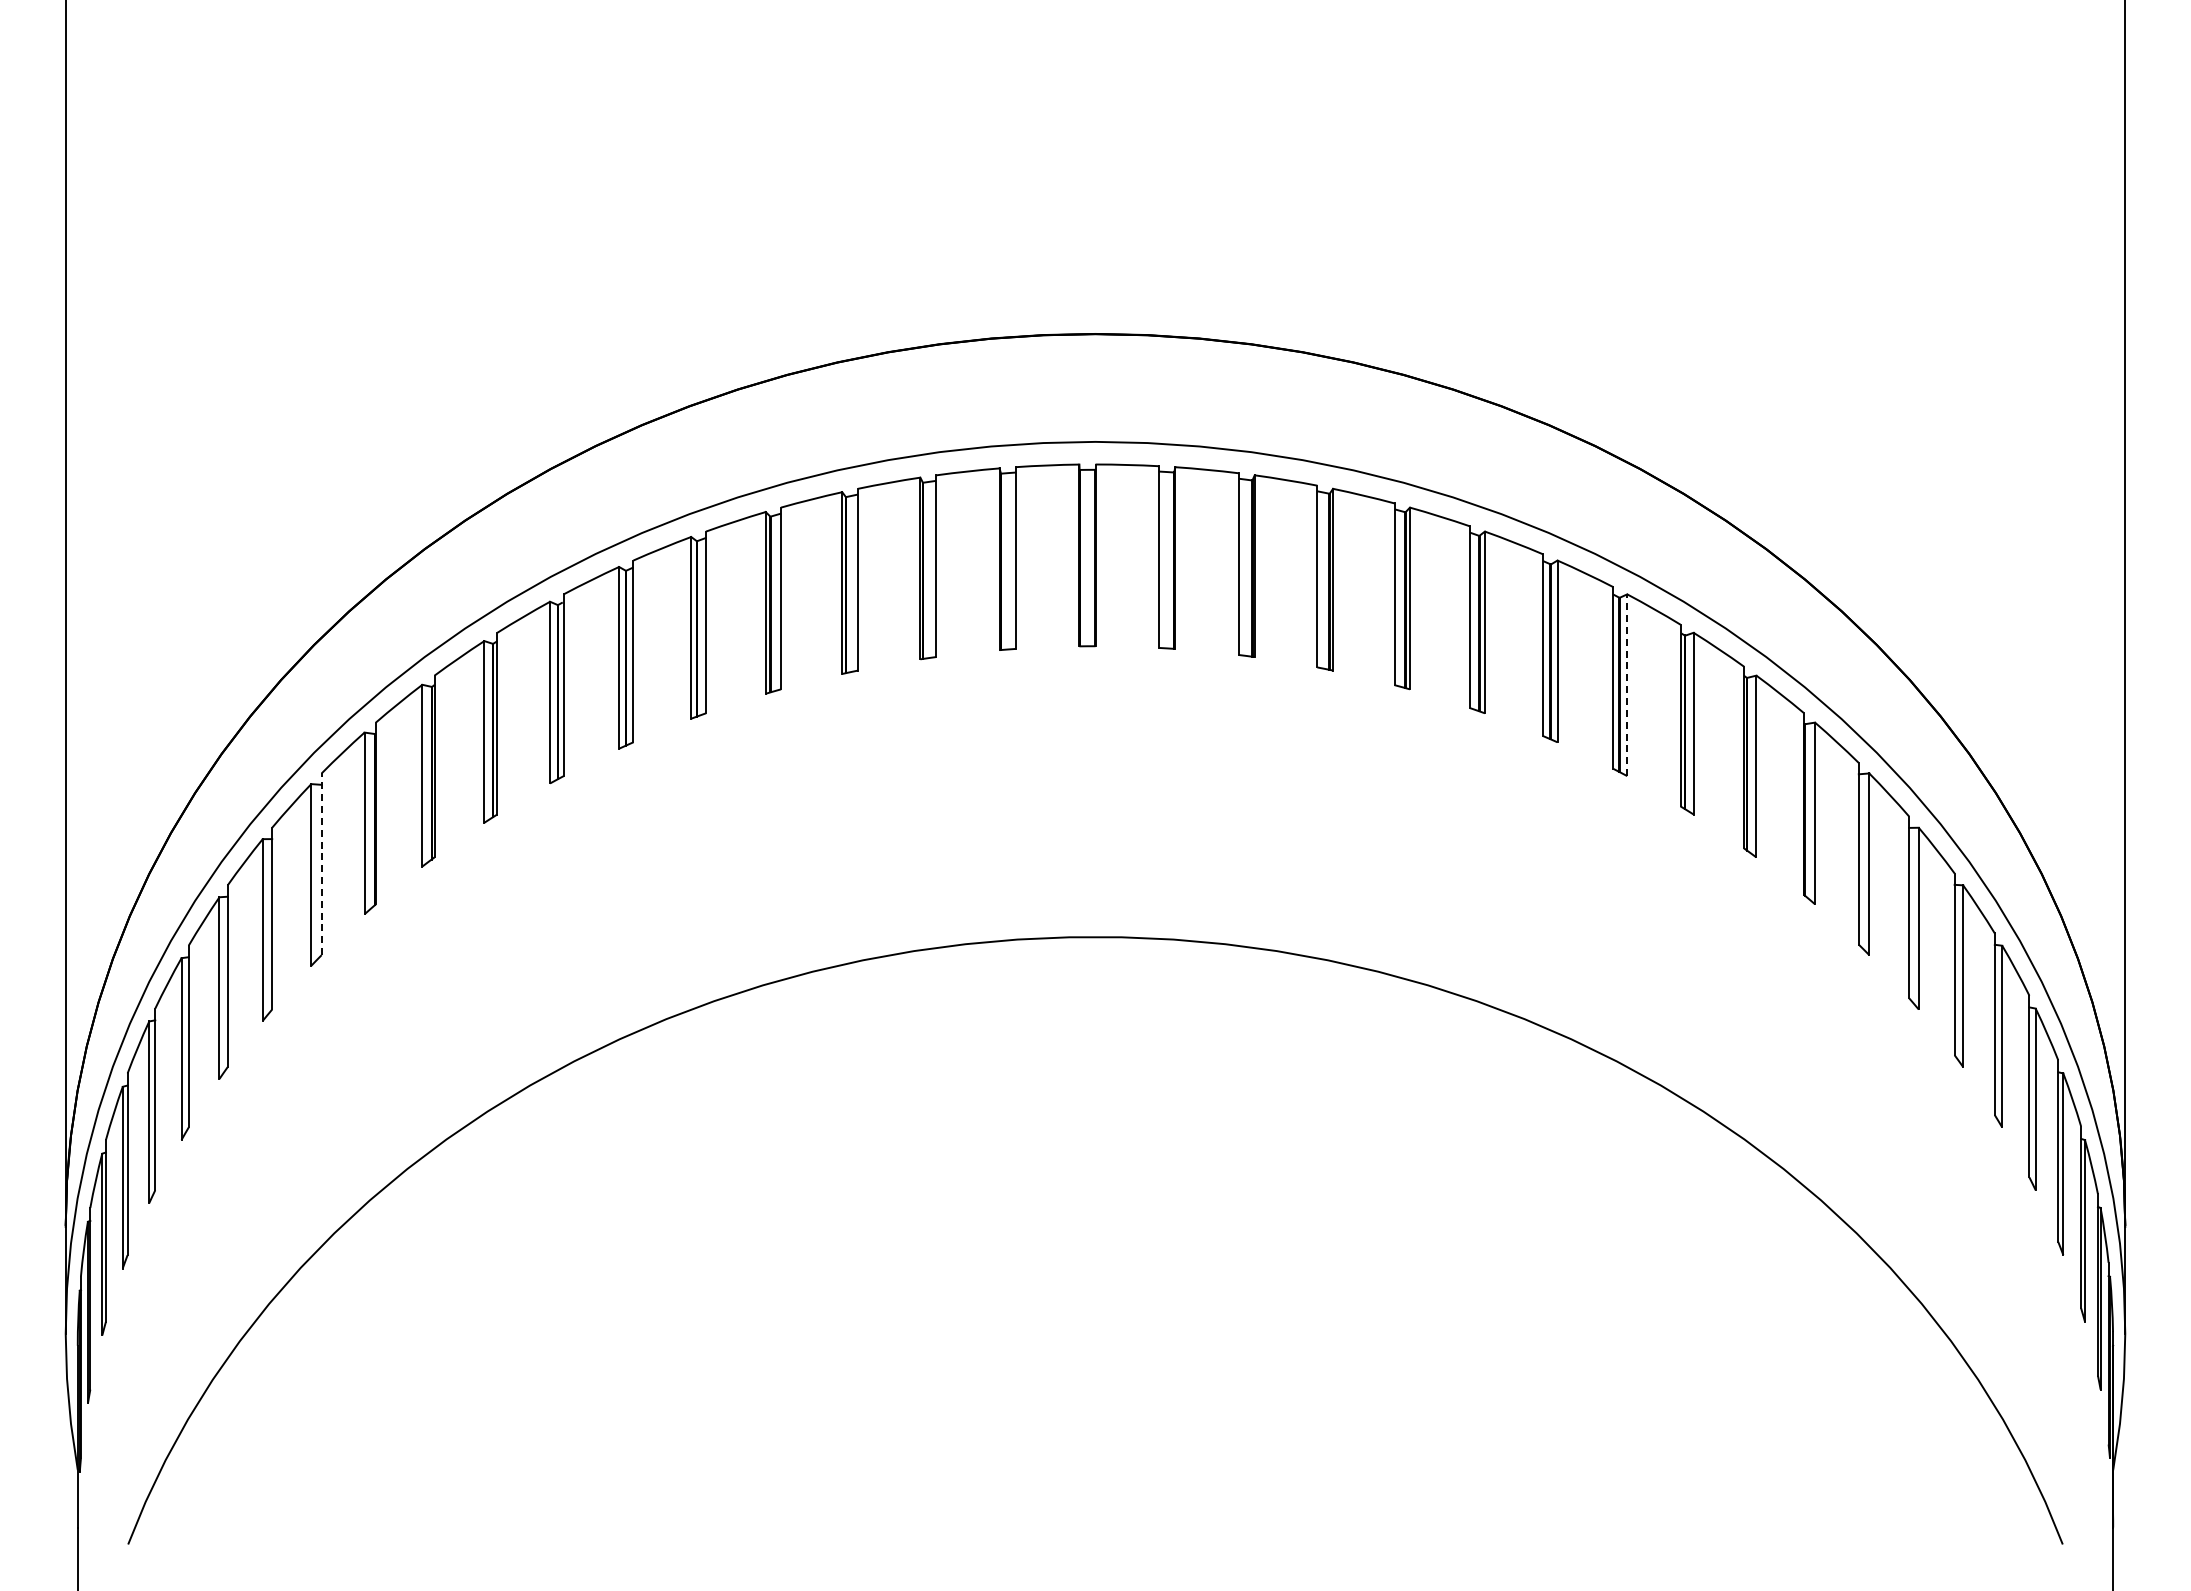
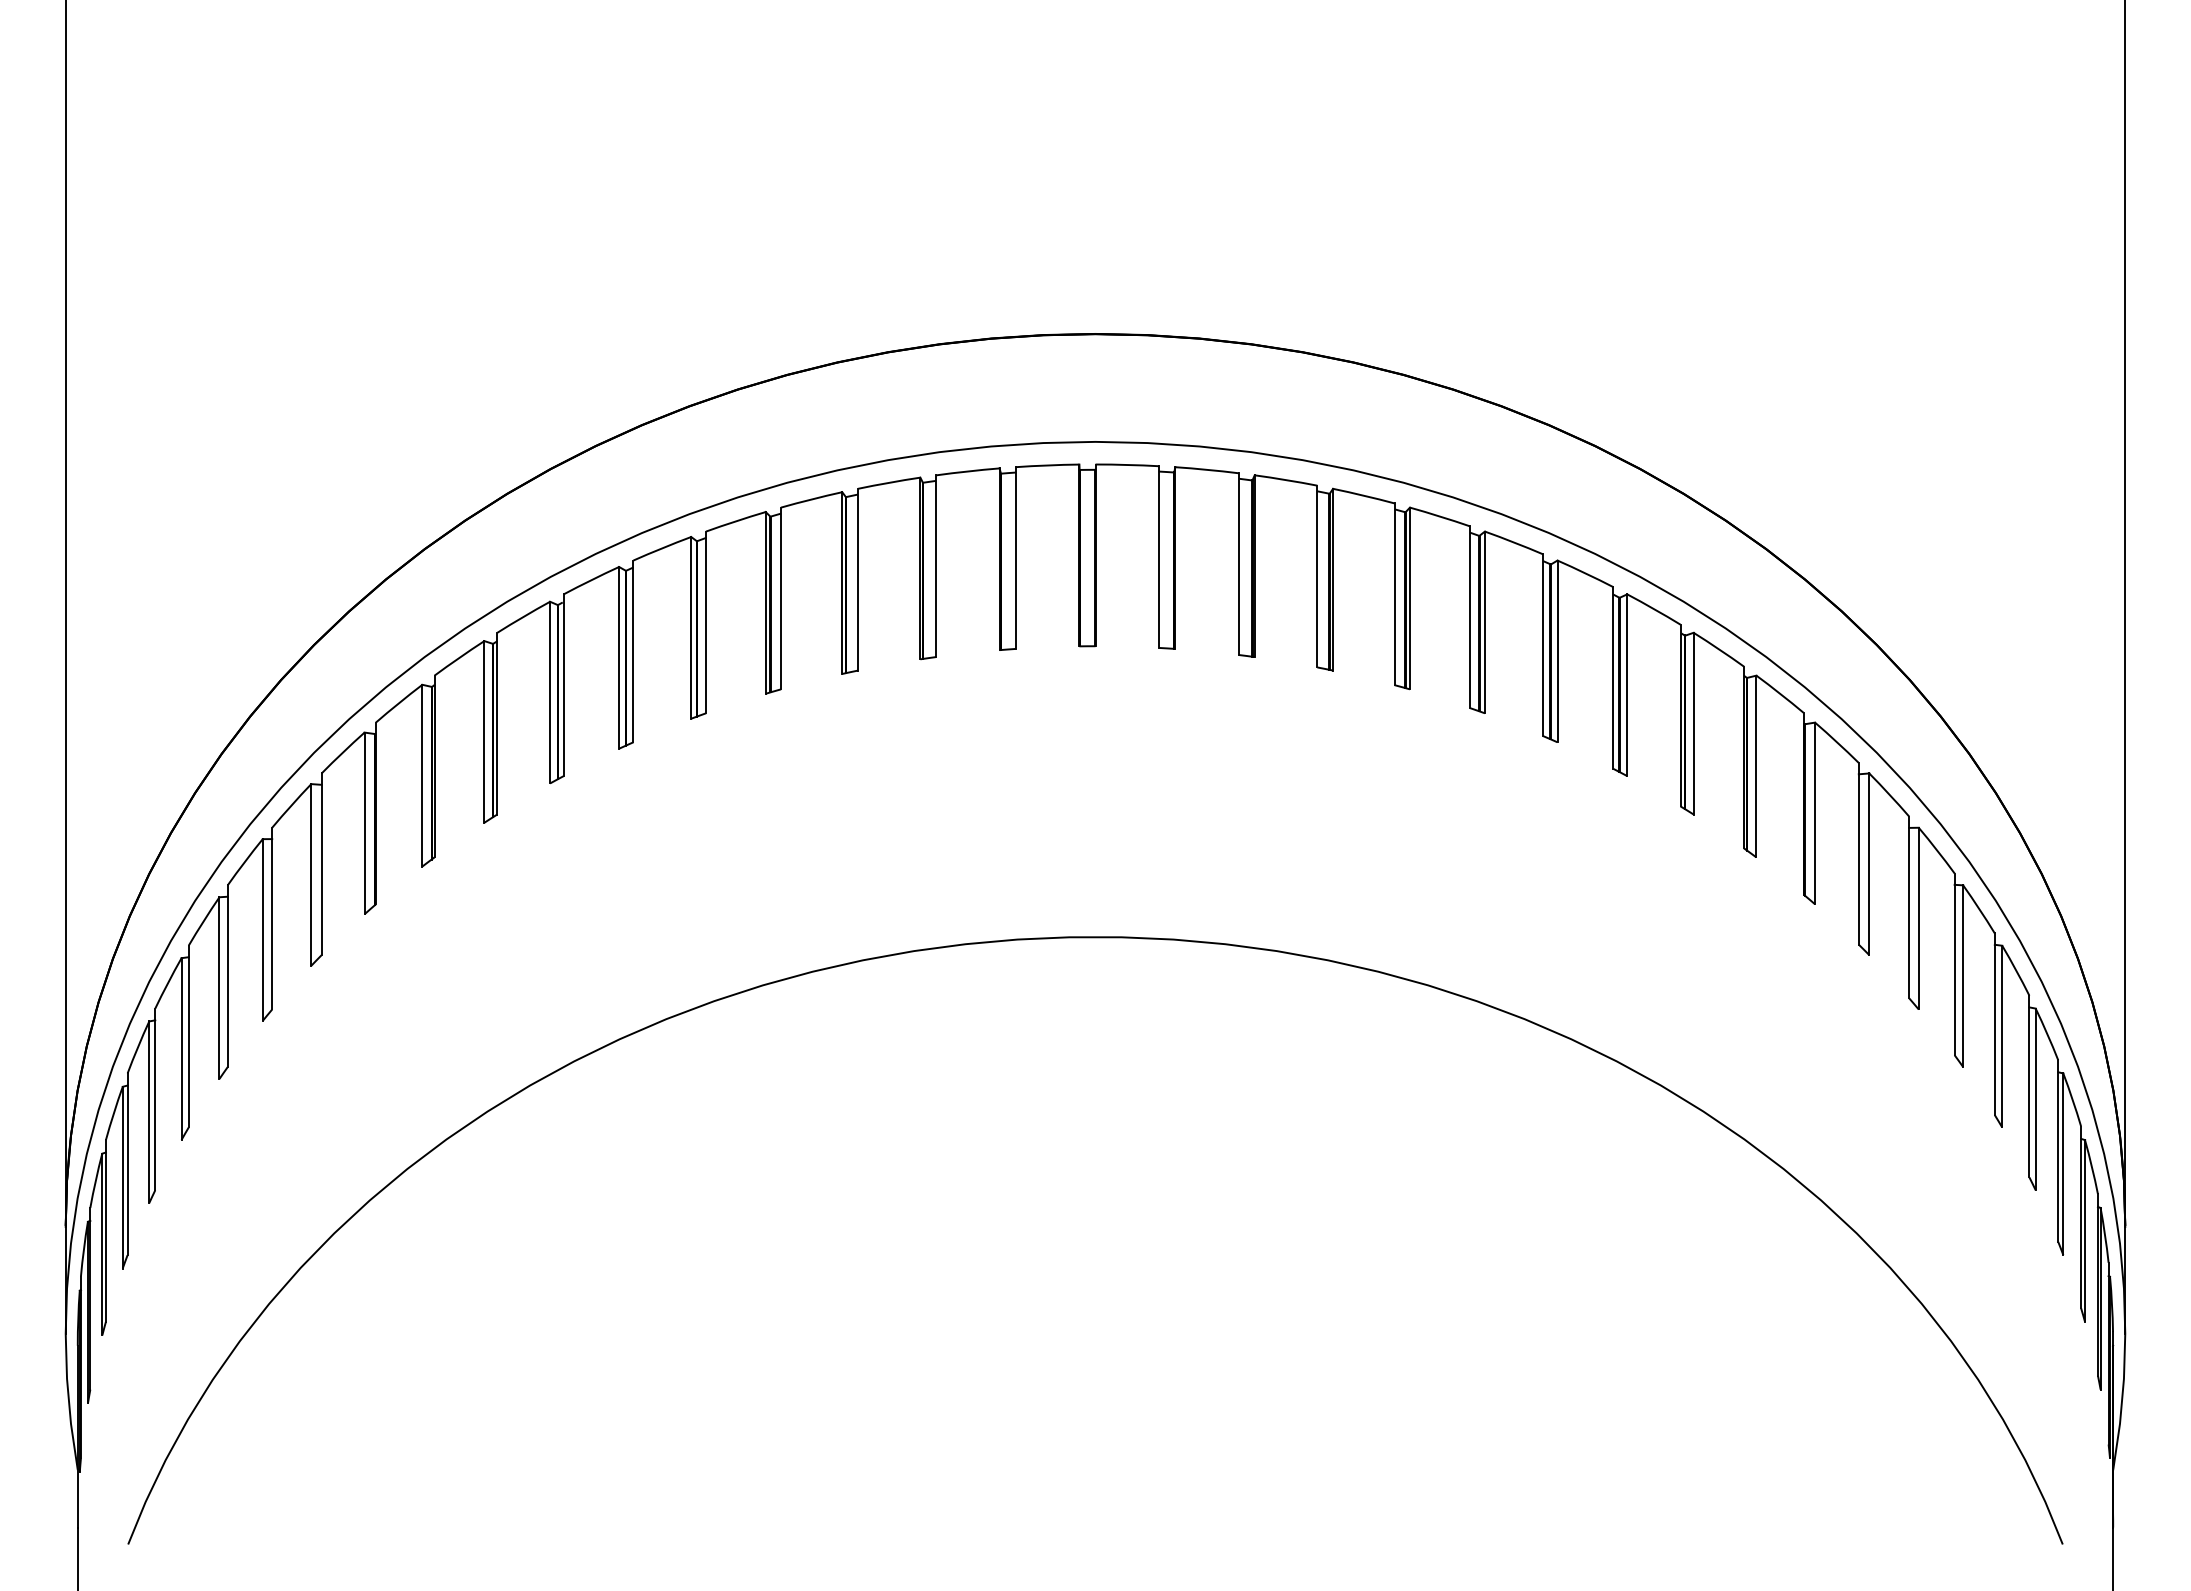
line: dashed -> solid (1627, 685)
line: dashed -> solid (321, 864)
